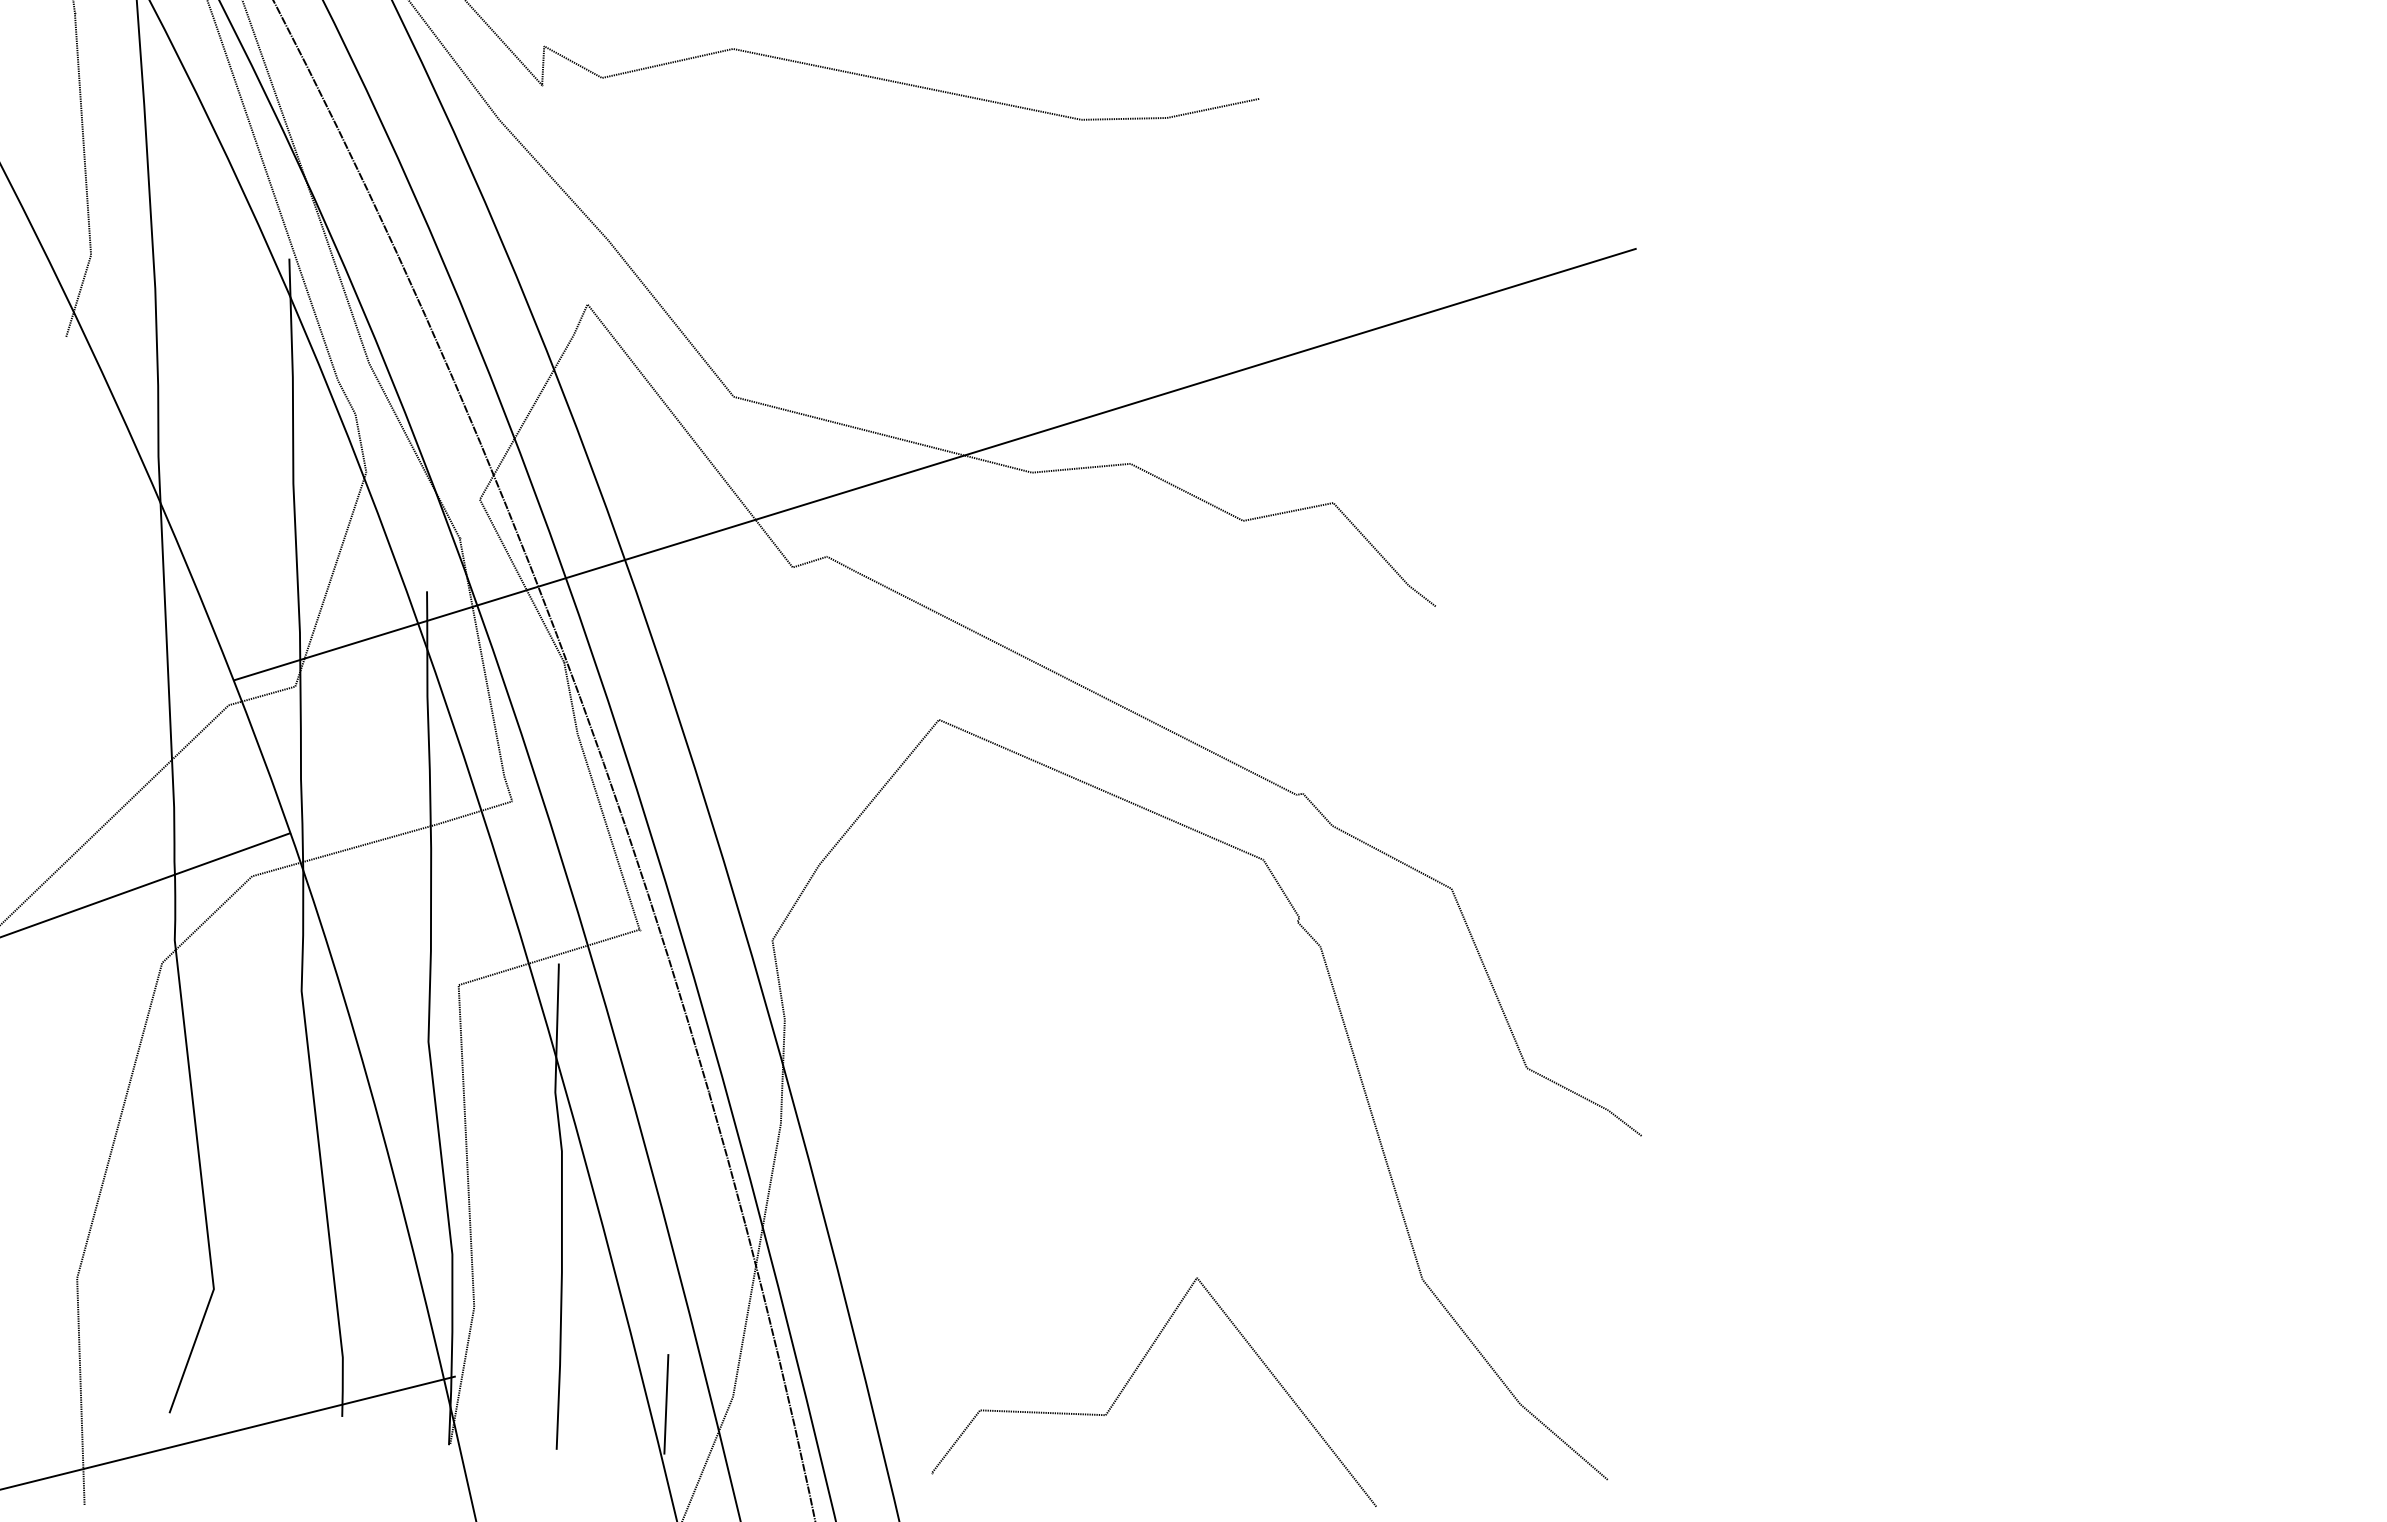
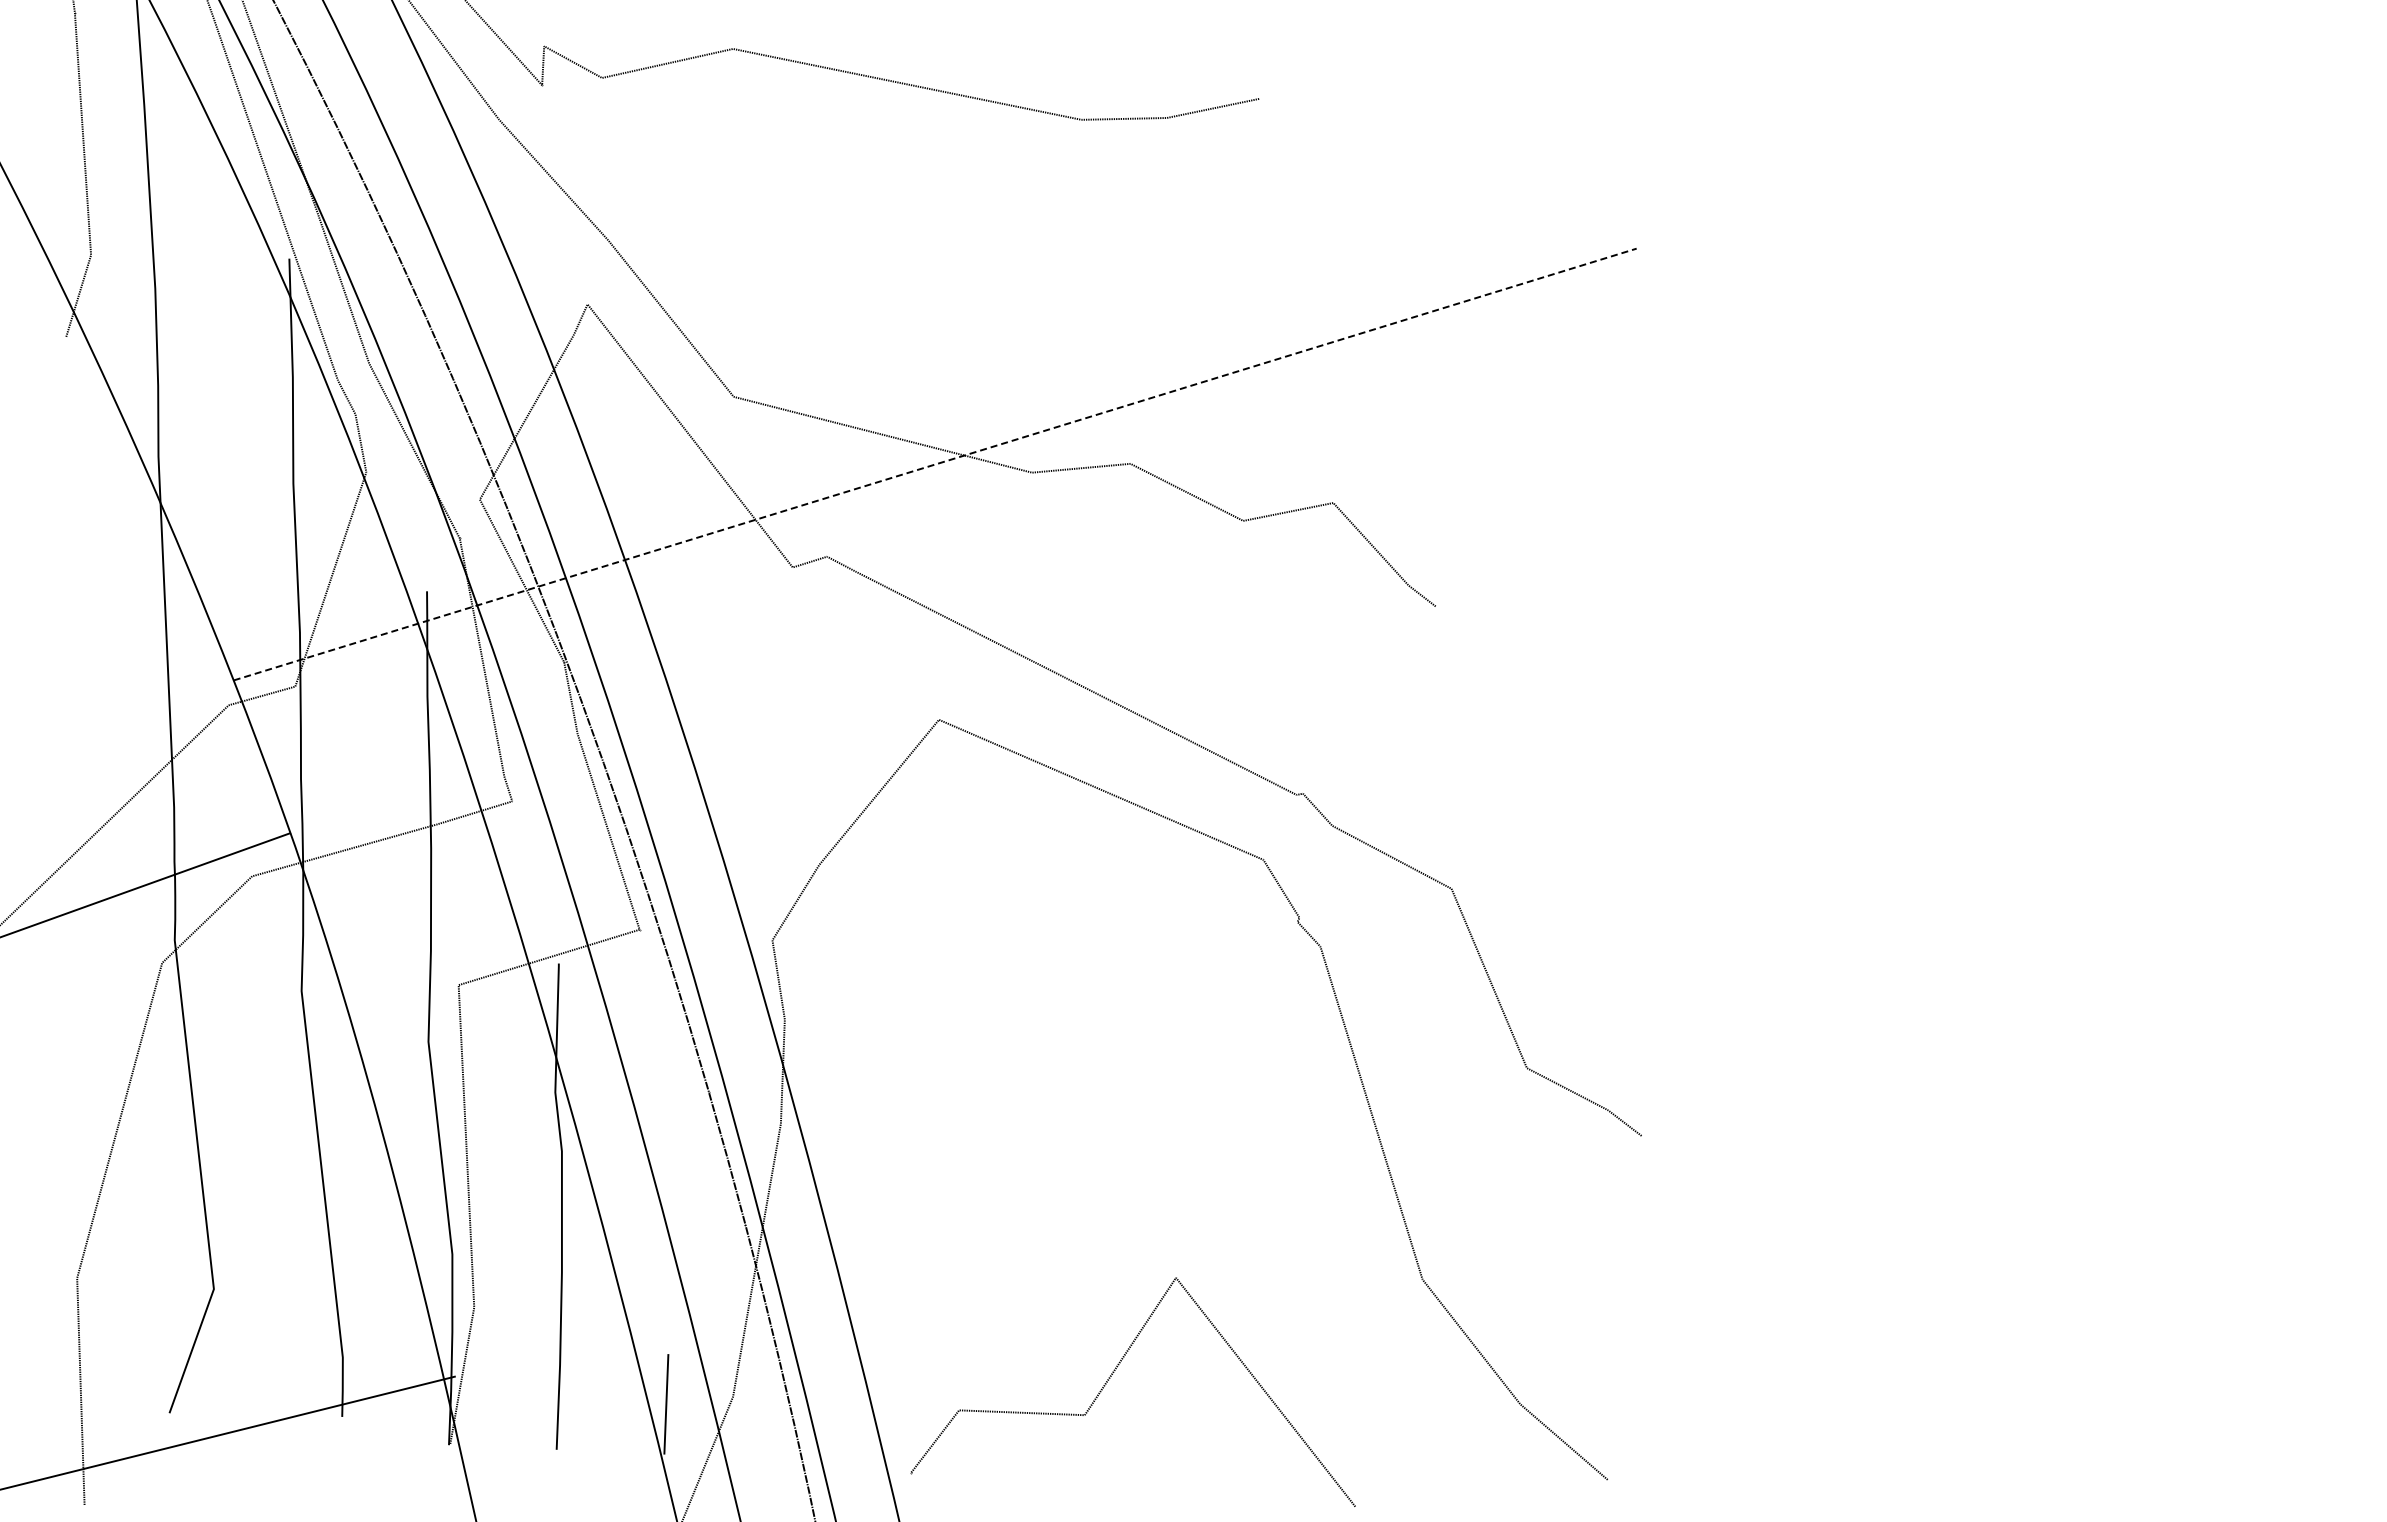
line: solid -> dashed (935, 464)
line position: (1131, 1378) -> (1110, 1378) (1110, 1378)
